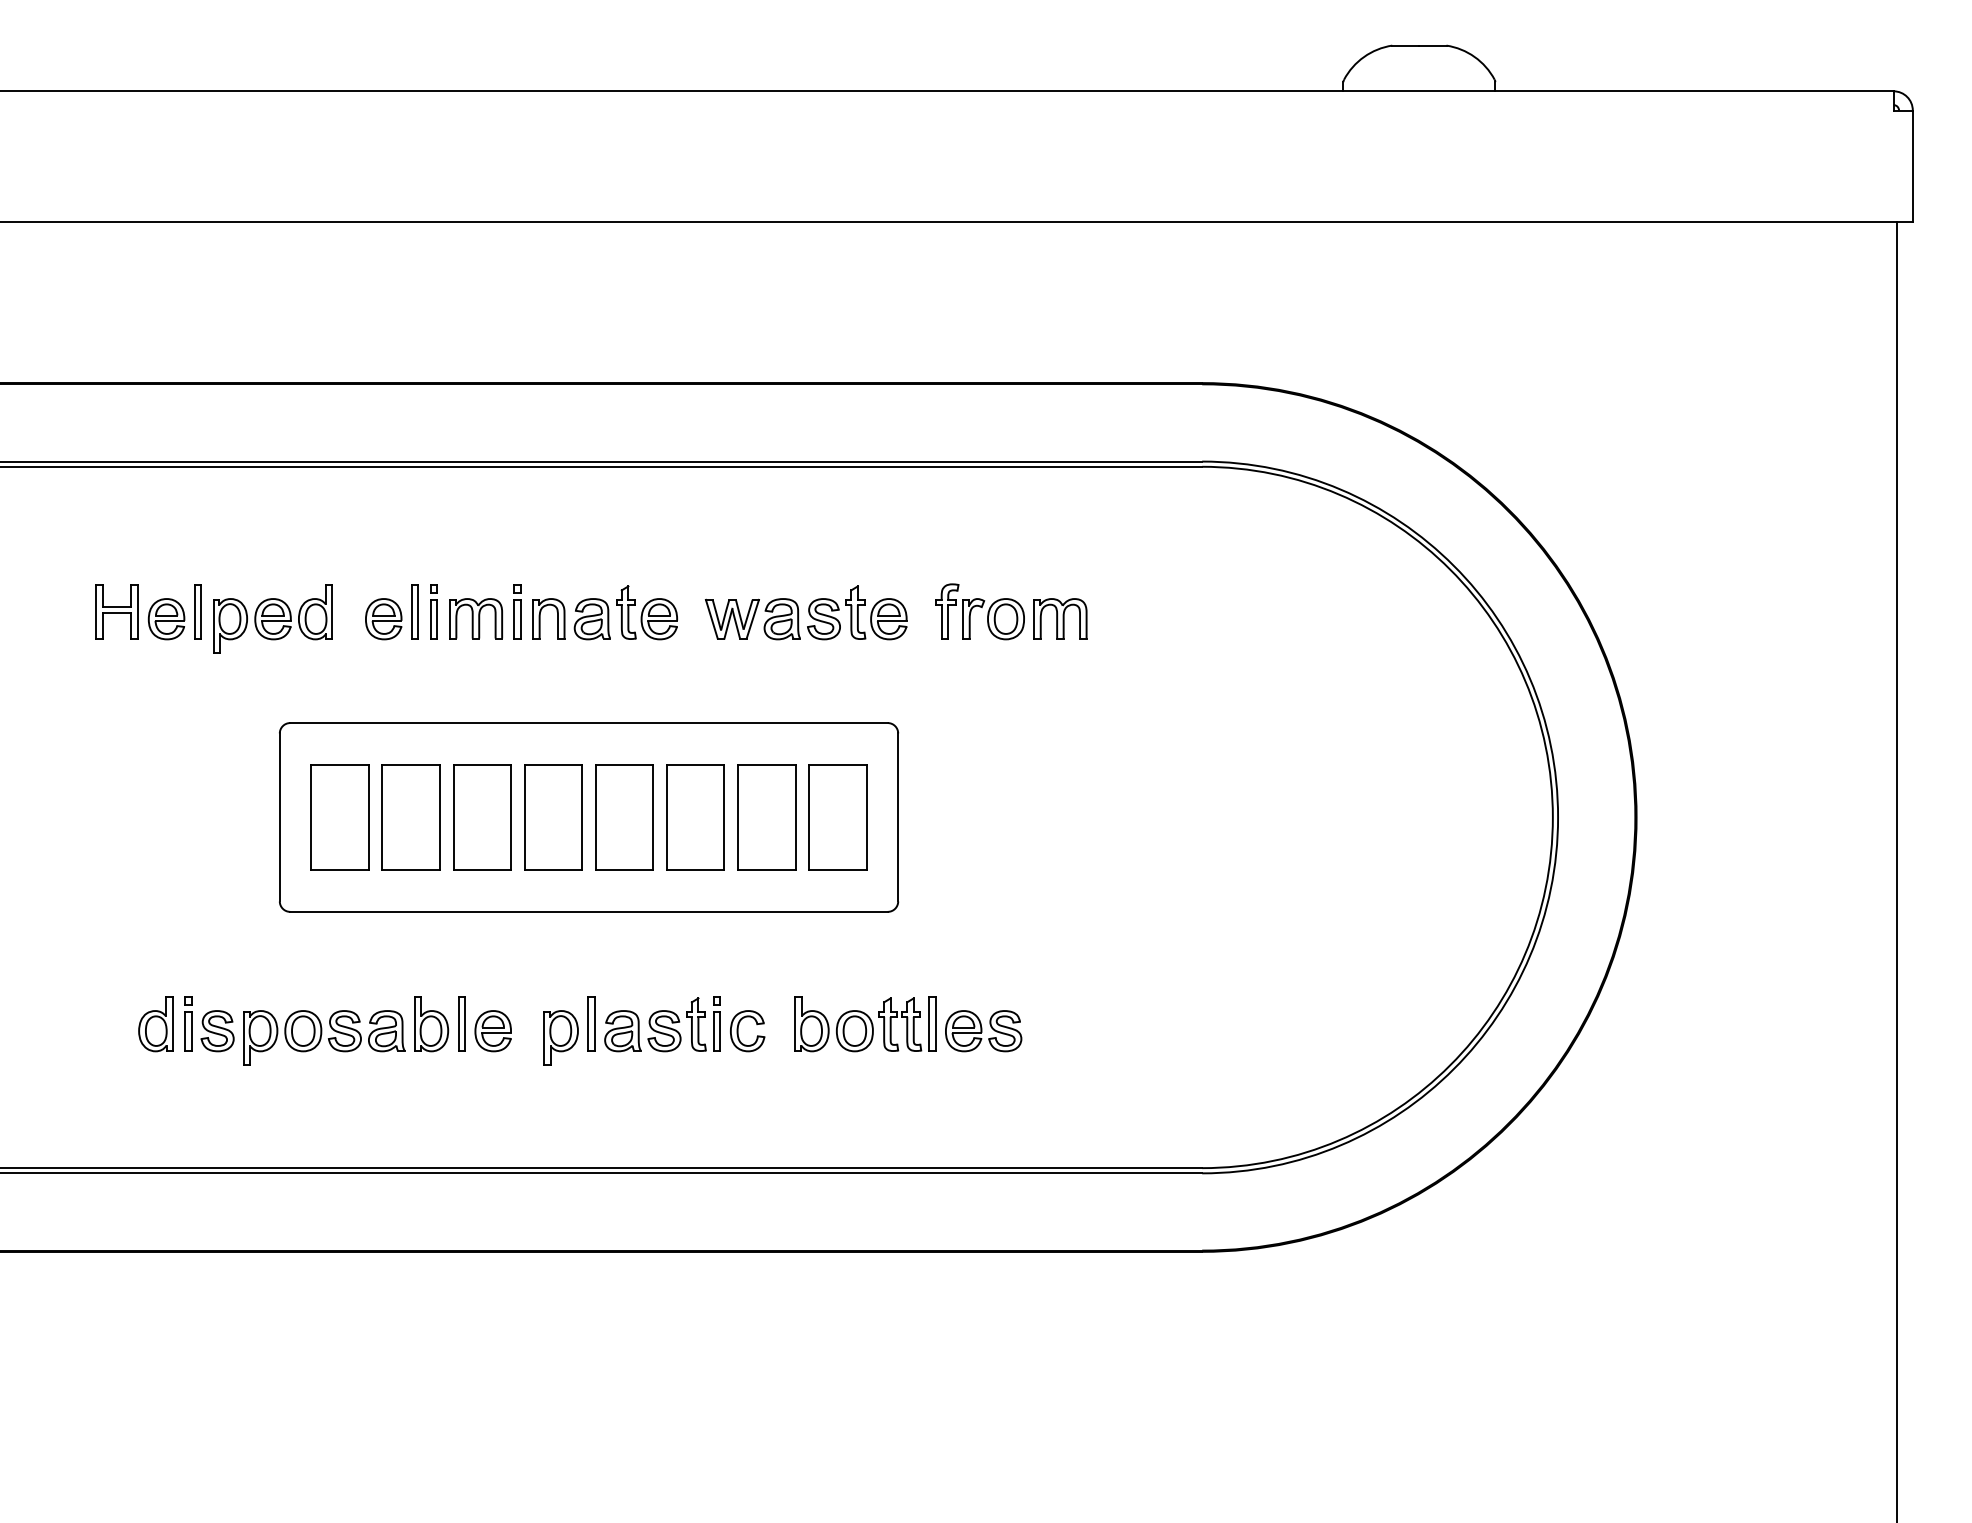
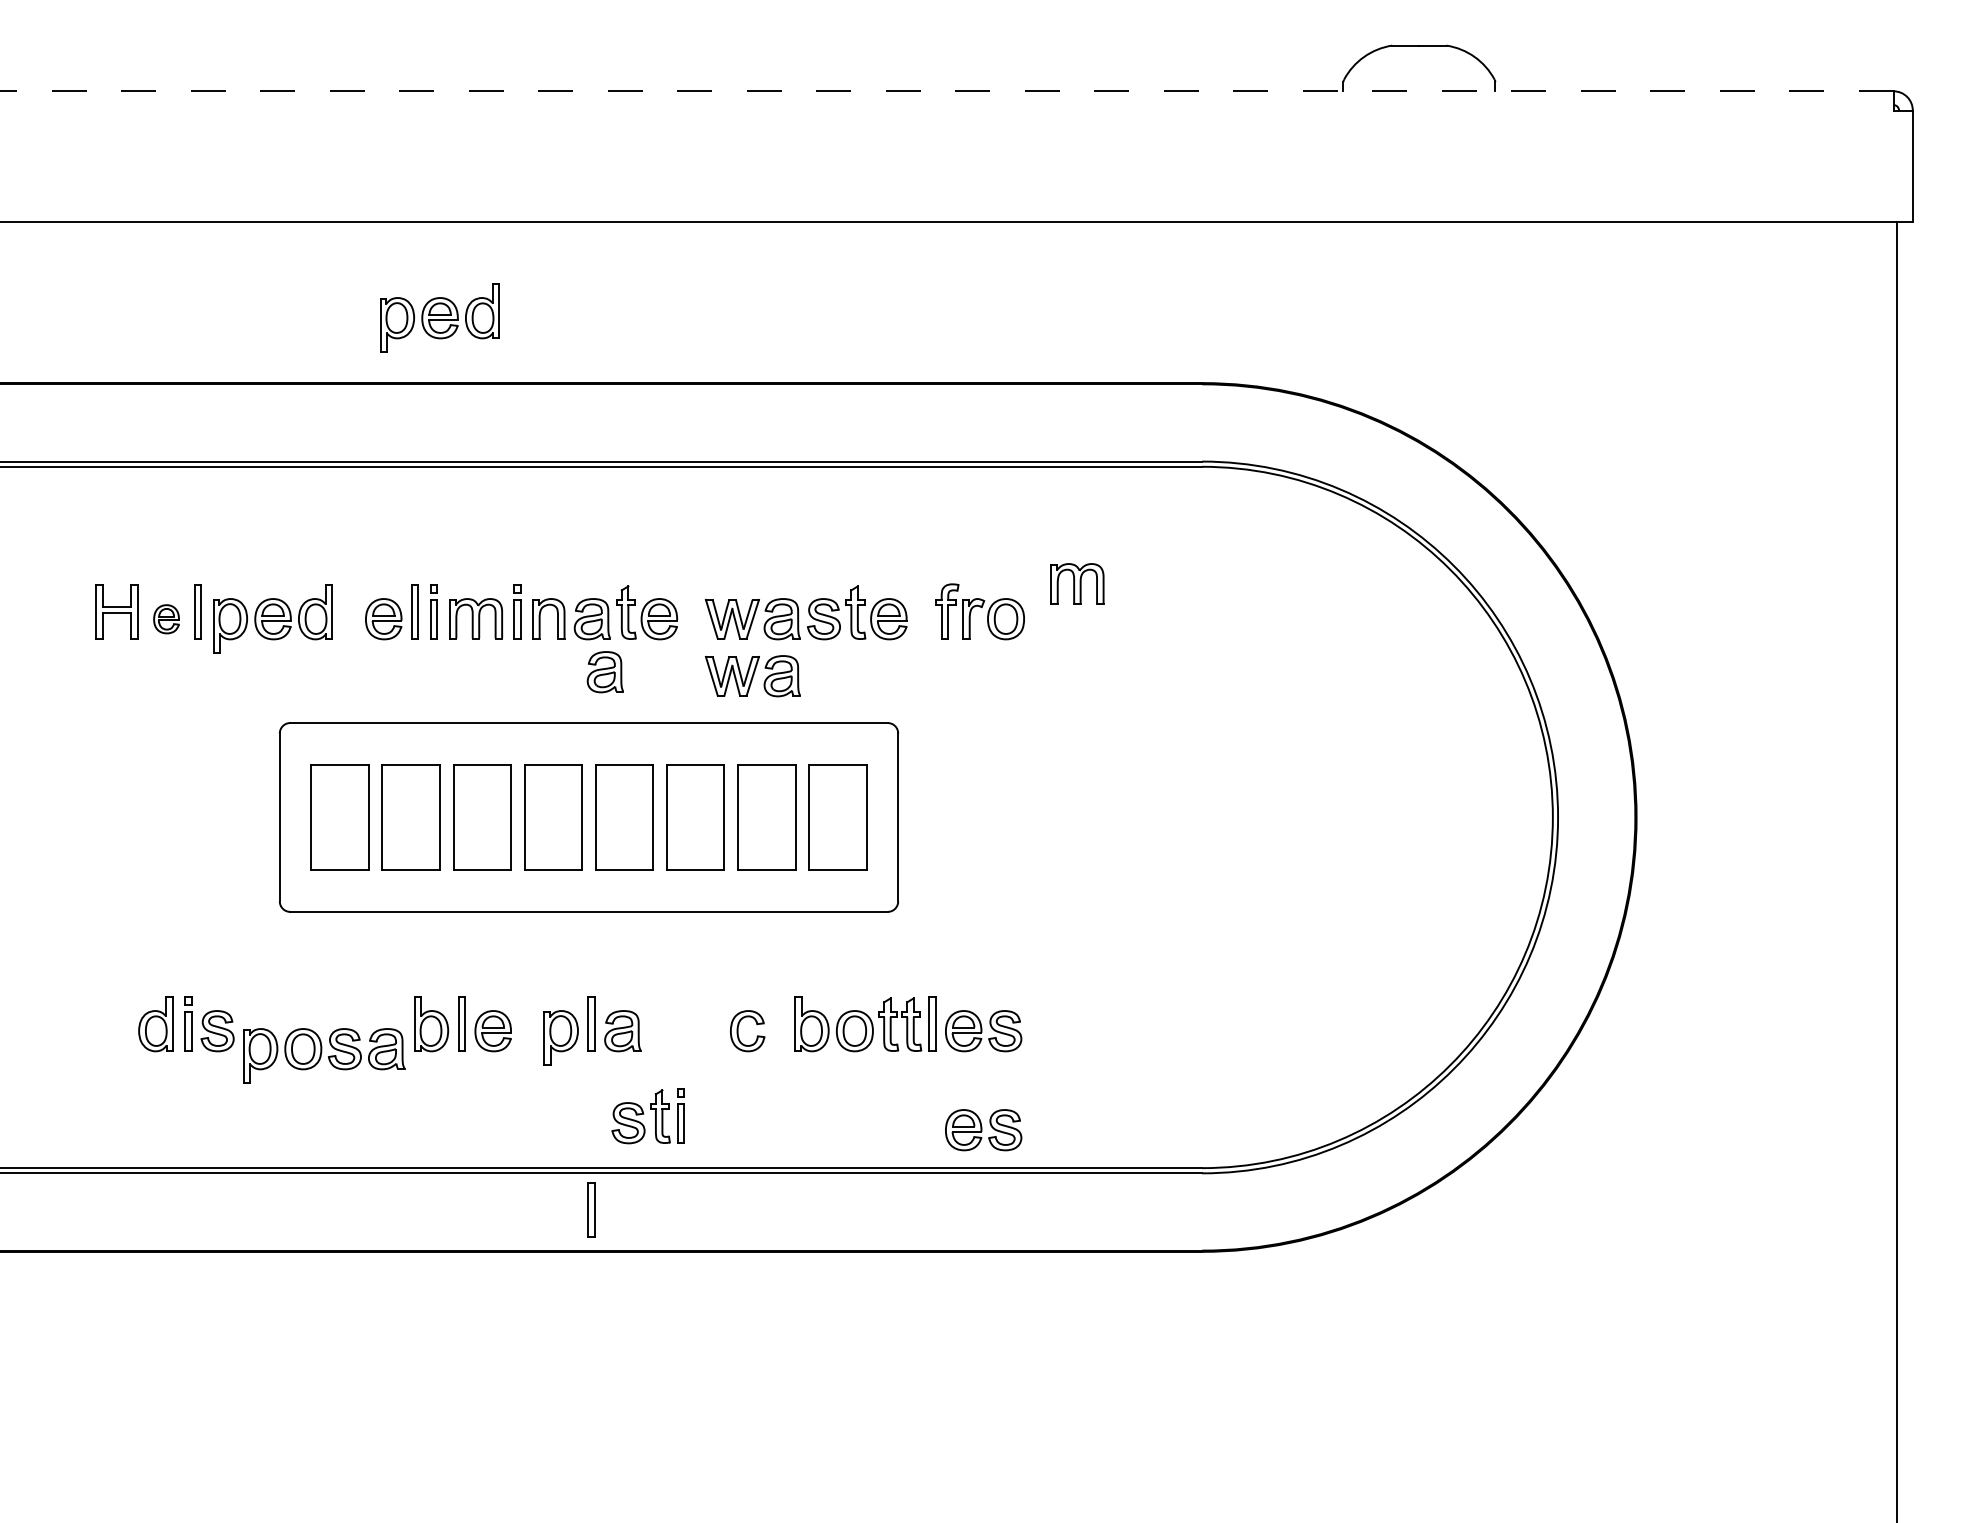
line: solid -> dashed (946, 91)
part: none -> present (439, 317)
part position: (1060, 618) -> (1077, 583) (1077, 583)
part size: 39x43 px -> 27x31 px (166, 619)
part: none -> present (604, 672)
part: none -> present (752, 676)
part position: (683, 1024) -> (647, 1116) (647, 1116)
part position: (324, 1037) -> (324, 1055) (324, 1055)
part: none -> present (983, 1130)
part: none -> present (591, 1209)
